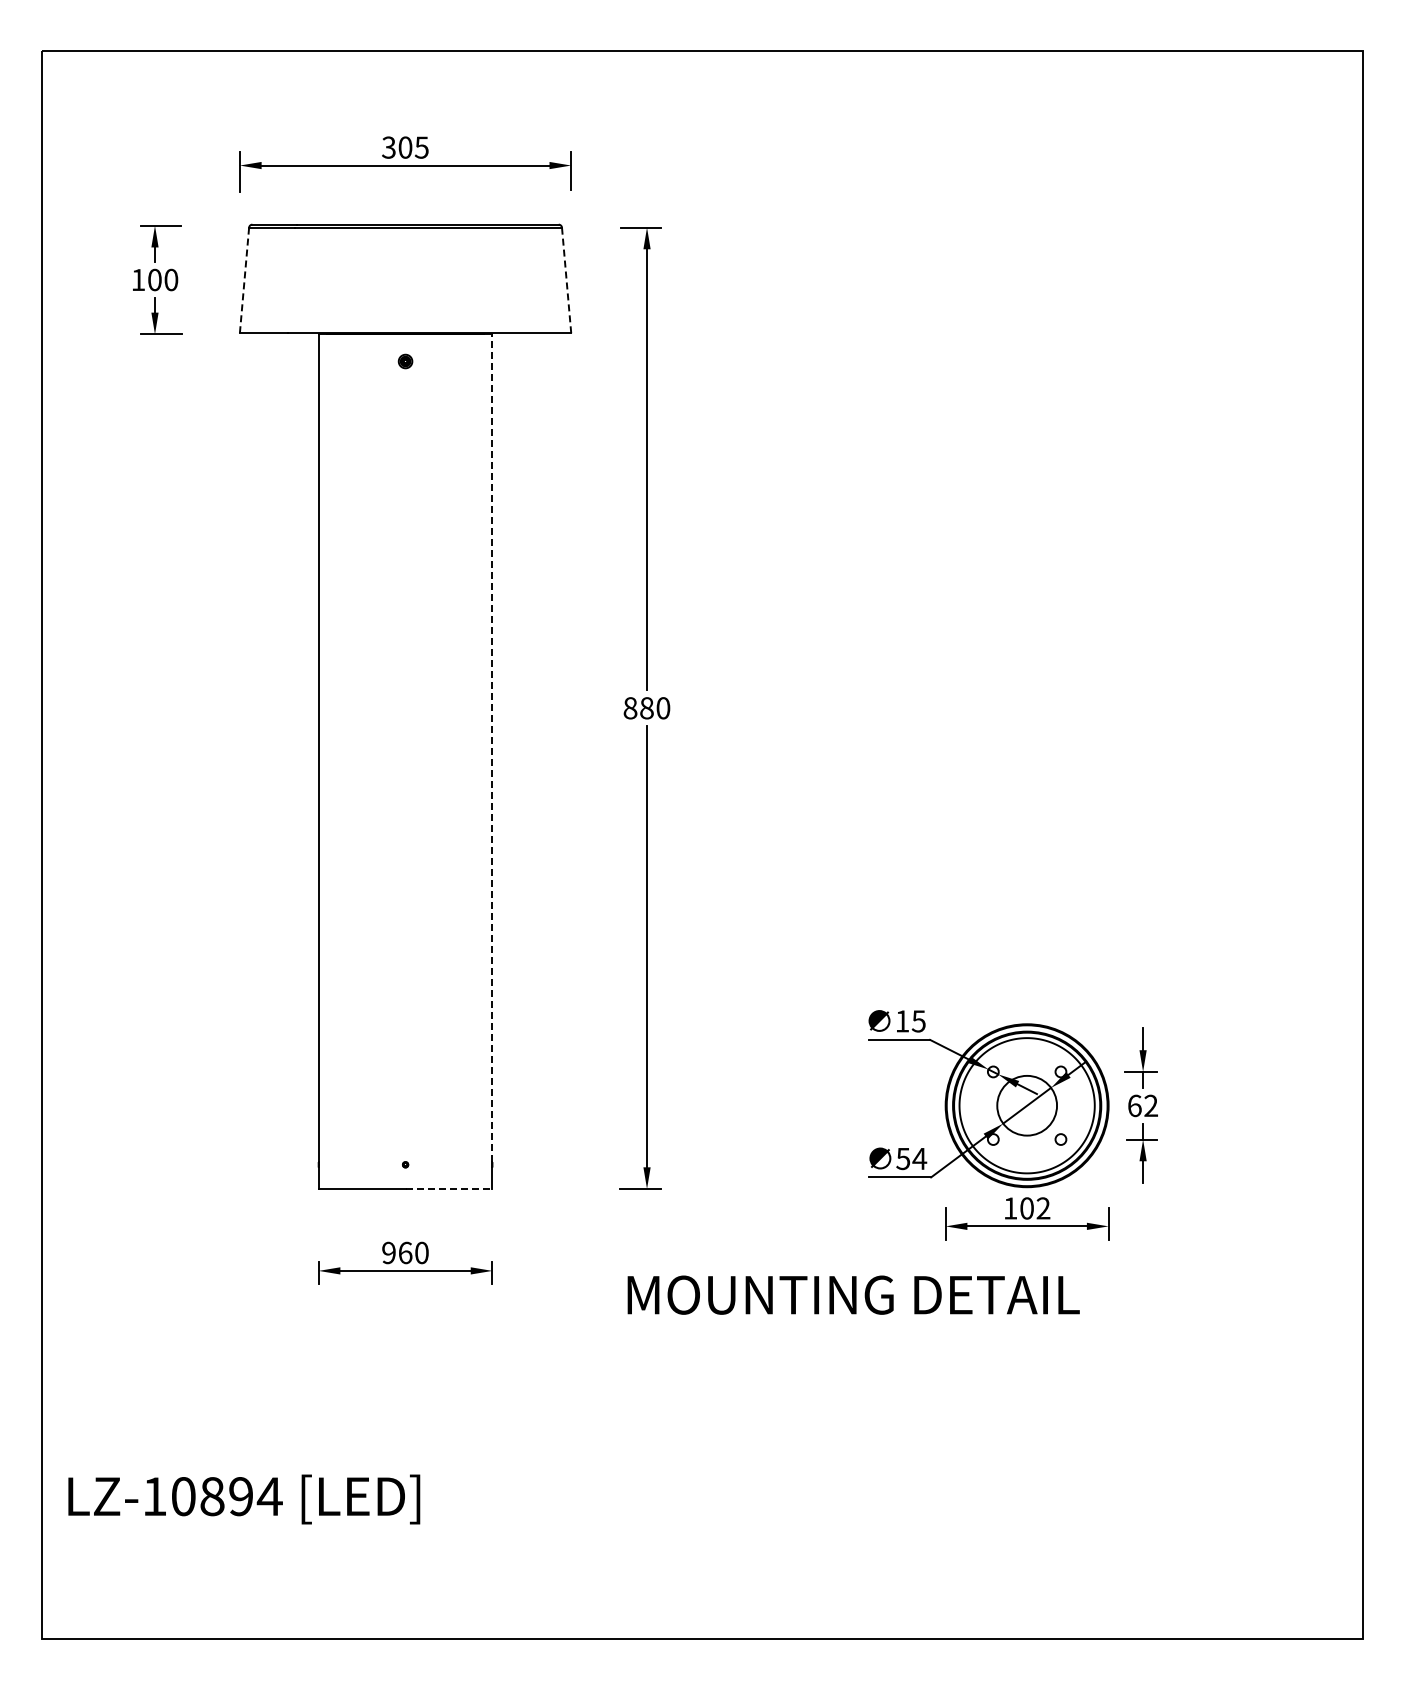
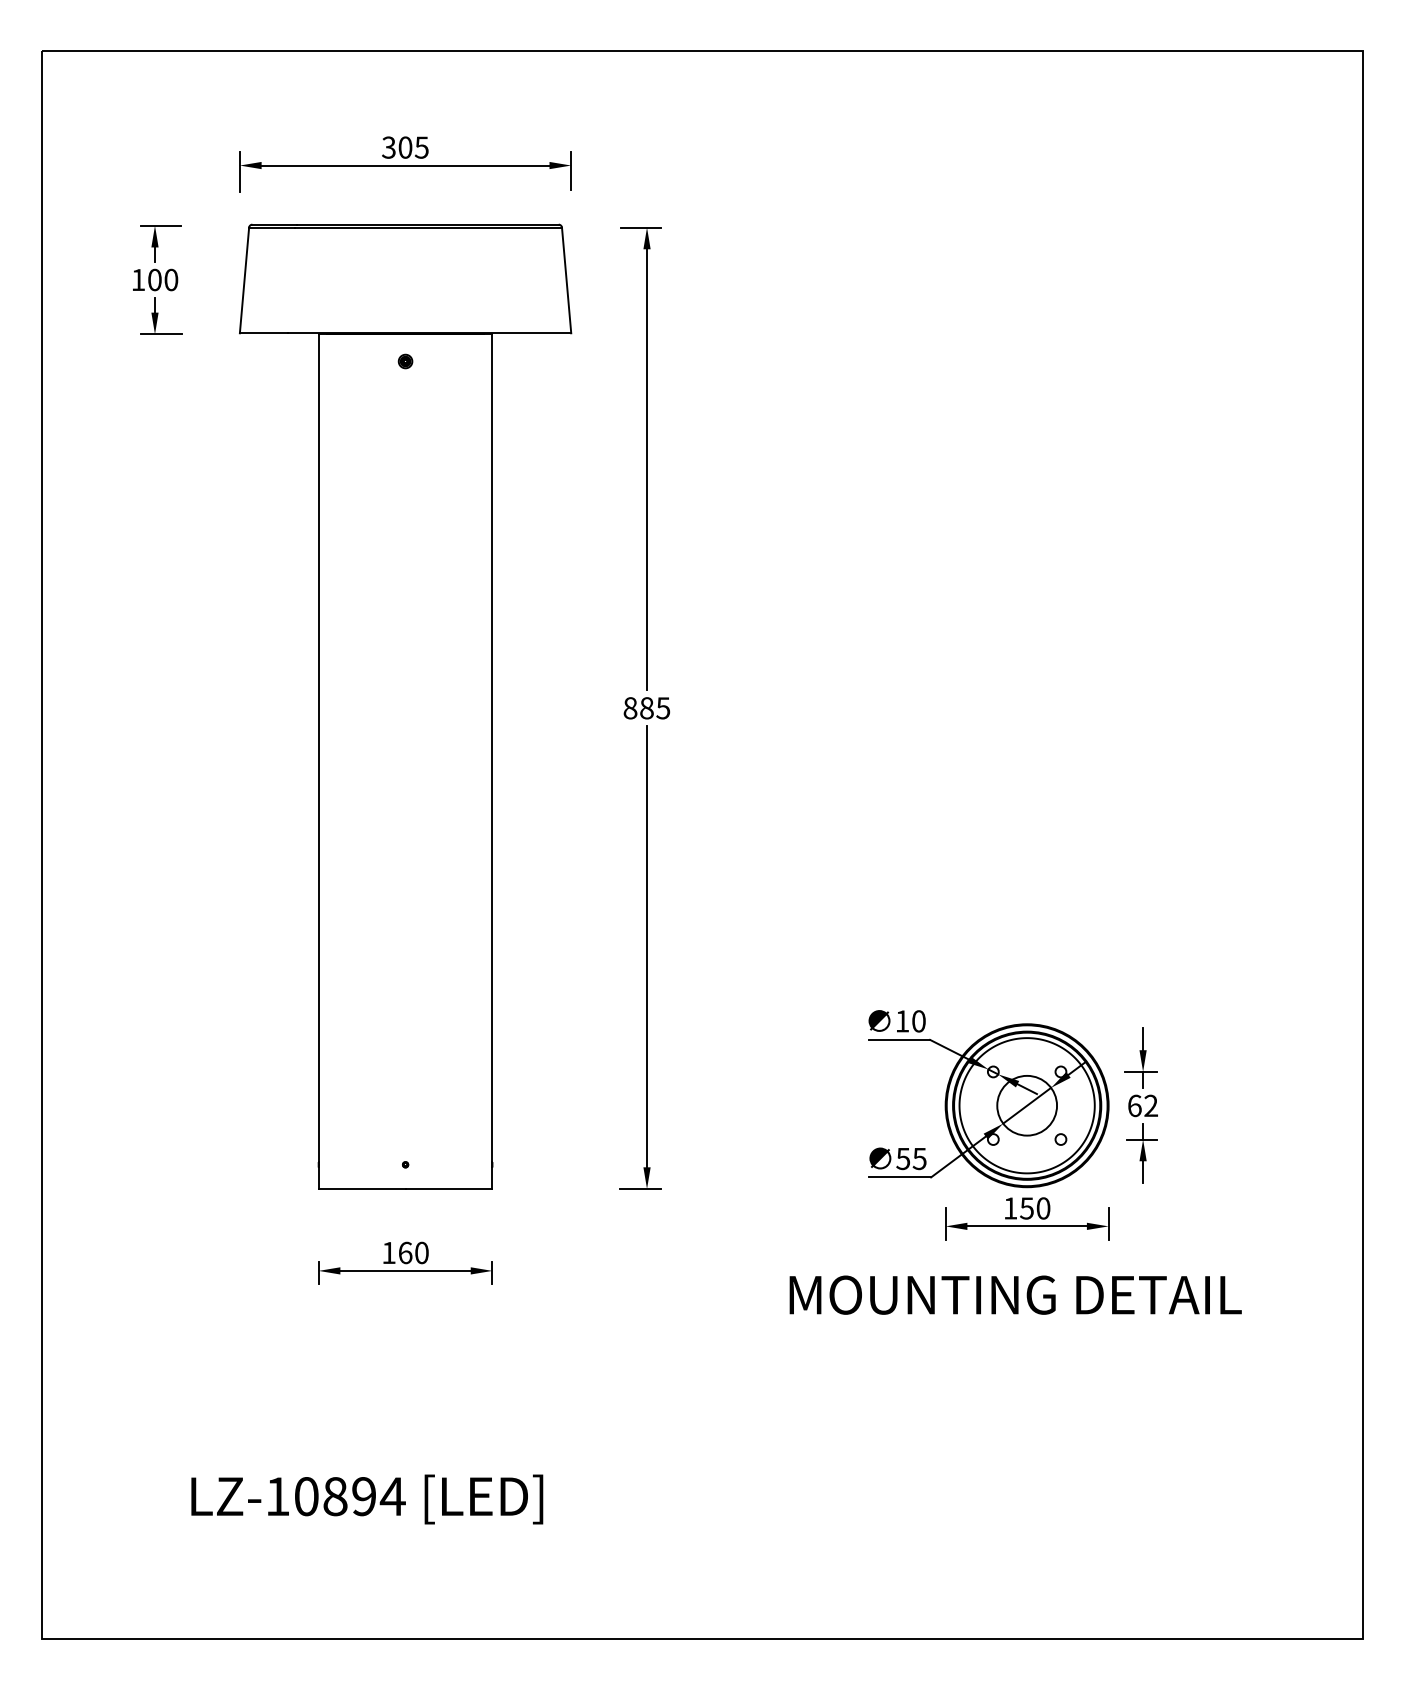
line: dashed -> solid (566, 279)
line: dashed -> solid (244, 280)
text: 880 -> 885 (663, 708)
line: dashed -> solid (492, 748)
text: 15 -> 10 (918, 1021)
text: 54 -> 55 (919, 1159)
line: dashed -> solid (449, 1189)
text: 102 -> 150 (1035, 1208)
text: 960 -> 160 (388, 1252)
text position: (853, 1294) -> (1015, 1294) (1015, 1294)
text position: (244, 1499) -> (367, 1499) (367, 1499)
